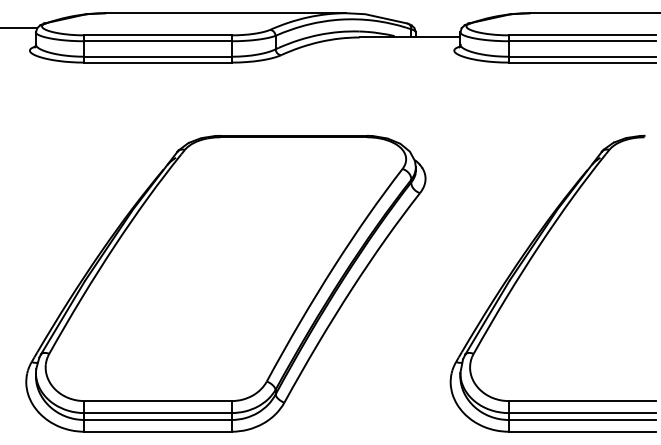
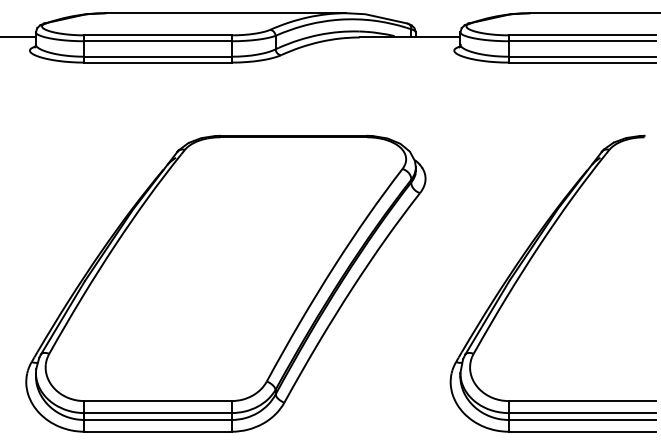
line position: (18, 28) -> (18, 37) (18, 37)
